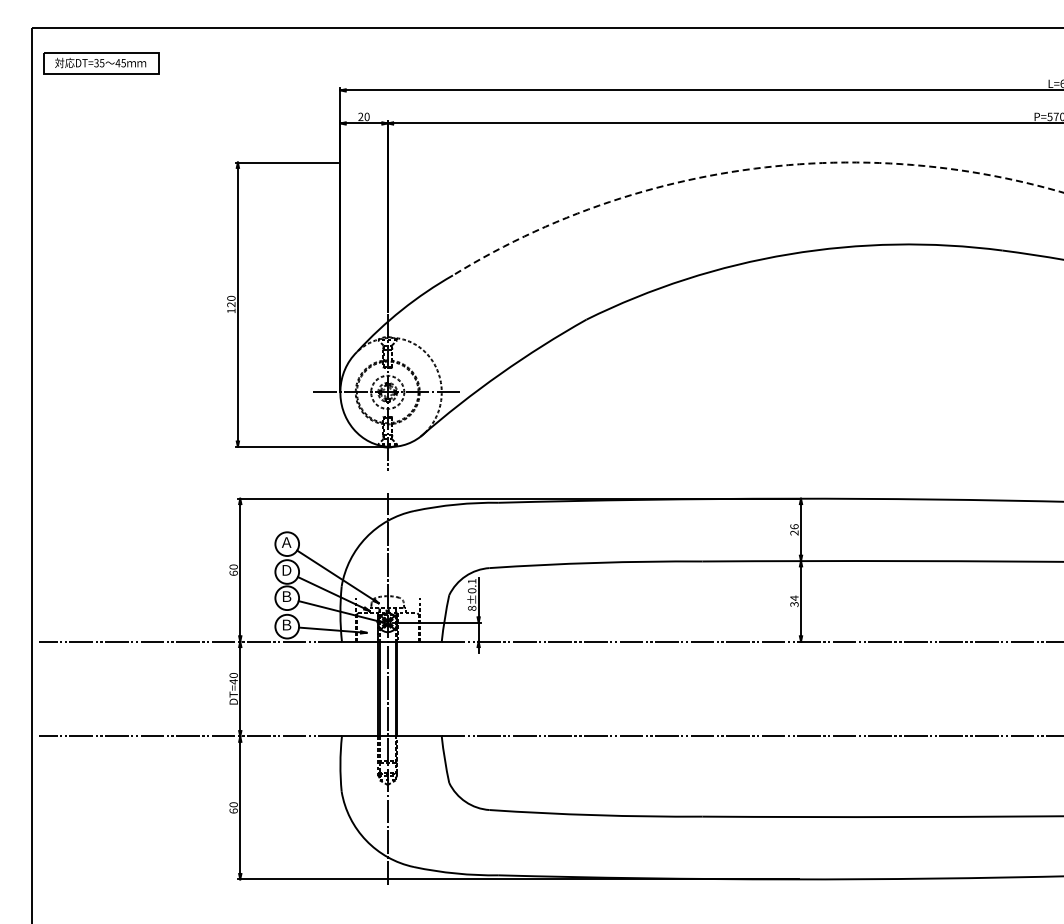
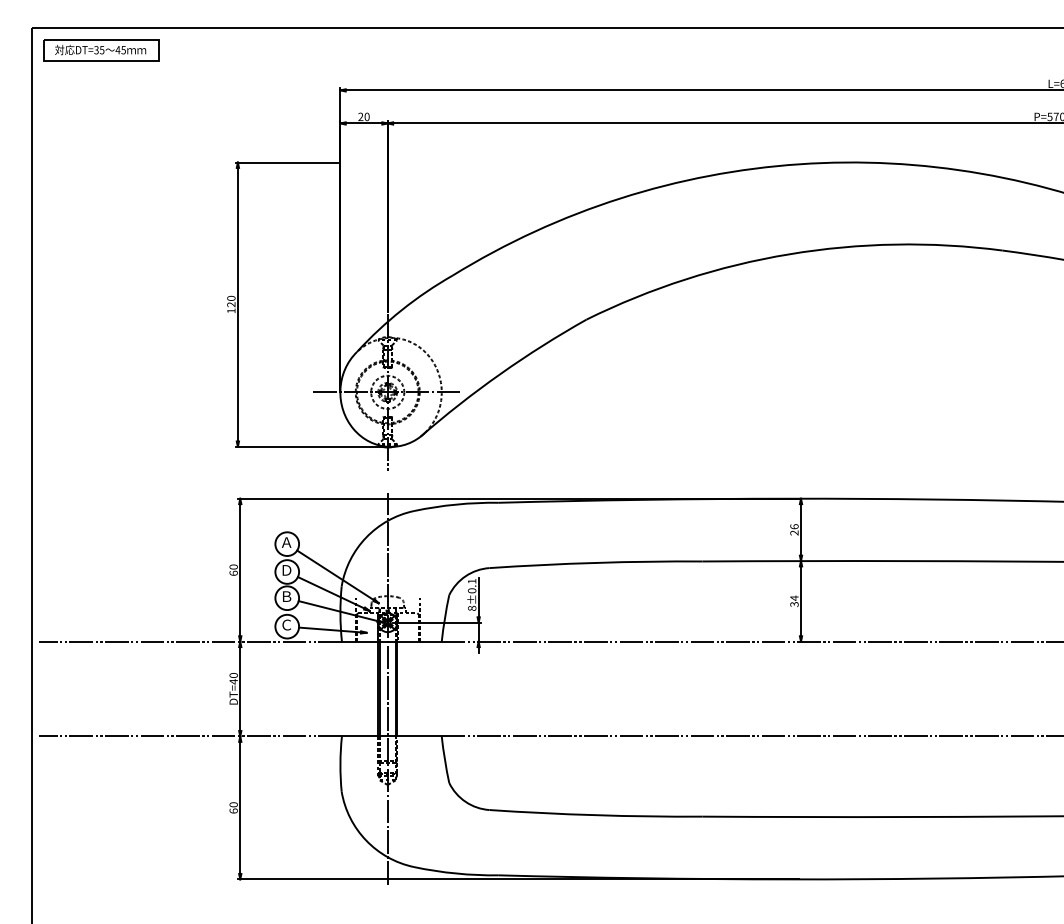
part position: (101, 63) -> (101, 50) (101, 50)
arc: dashed -> solid (748, 169)
text: Ｂ -> Ｃ (286, 624)
